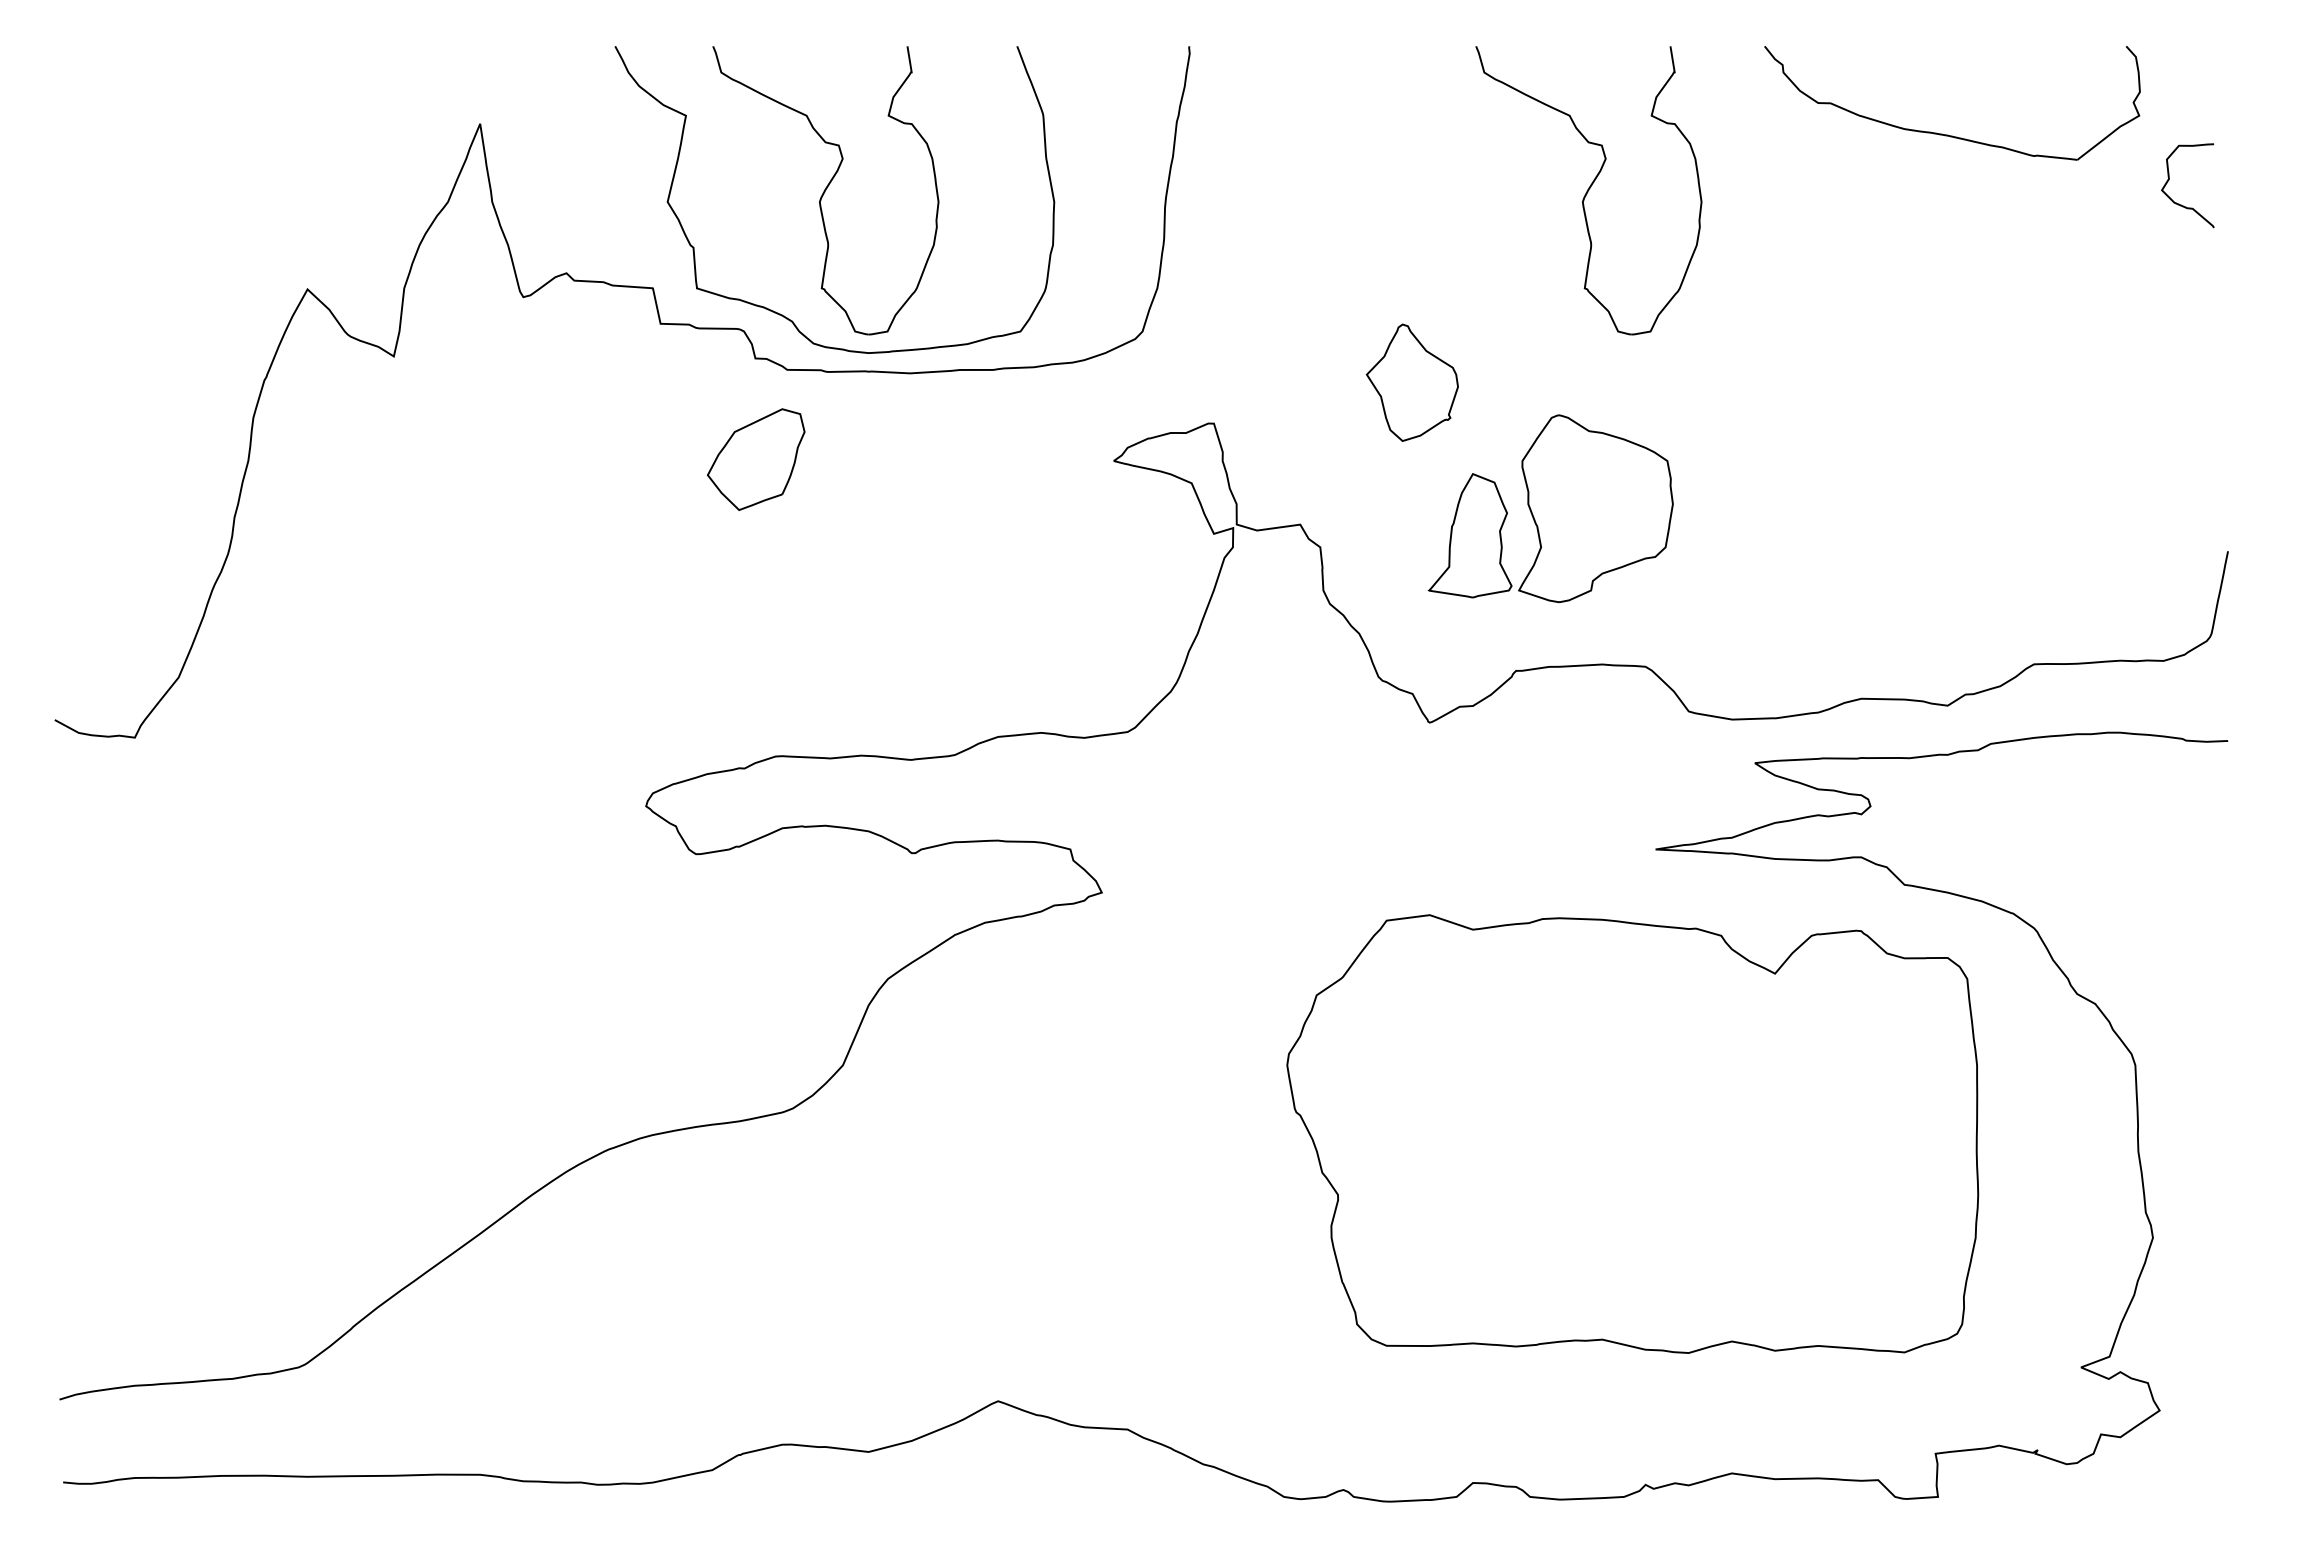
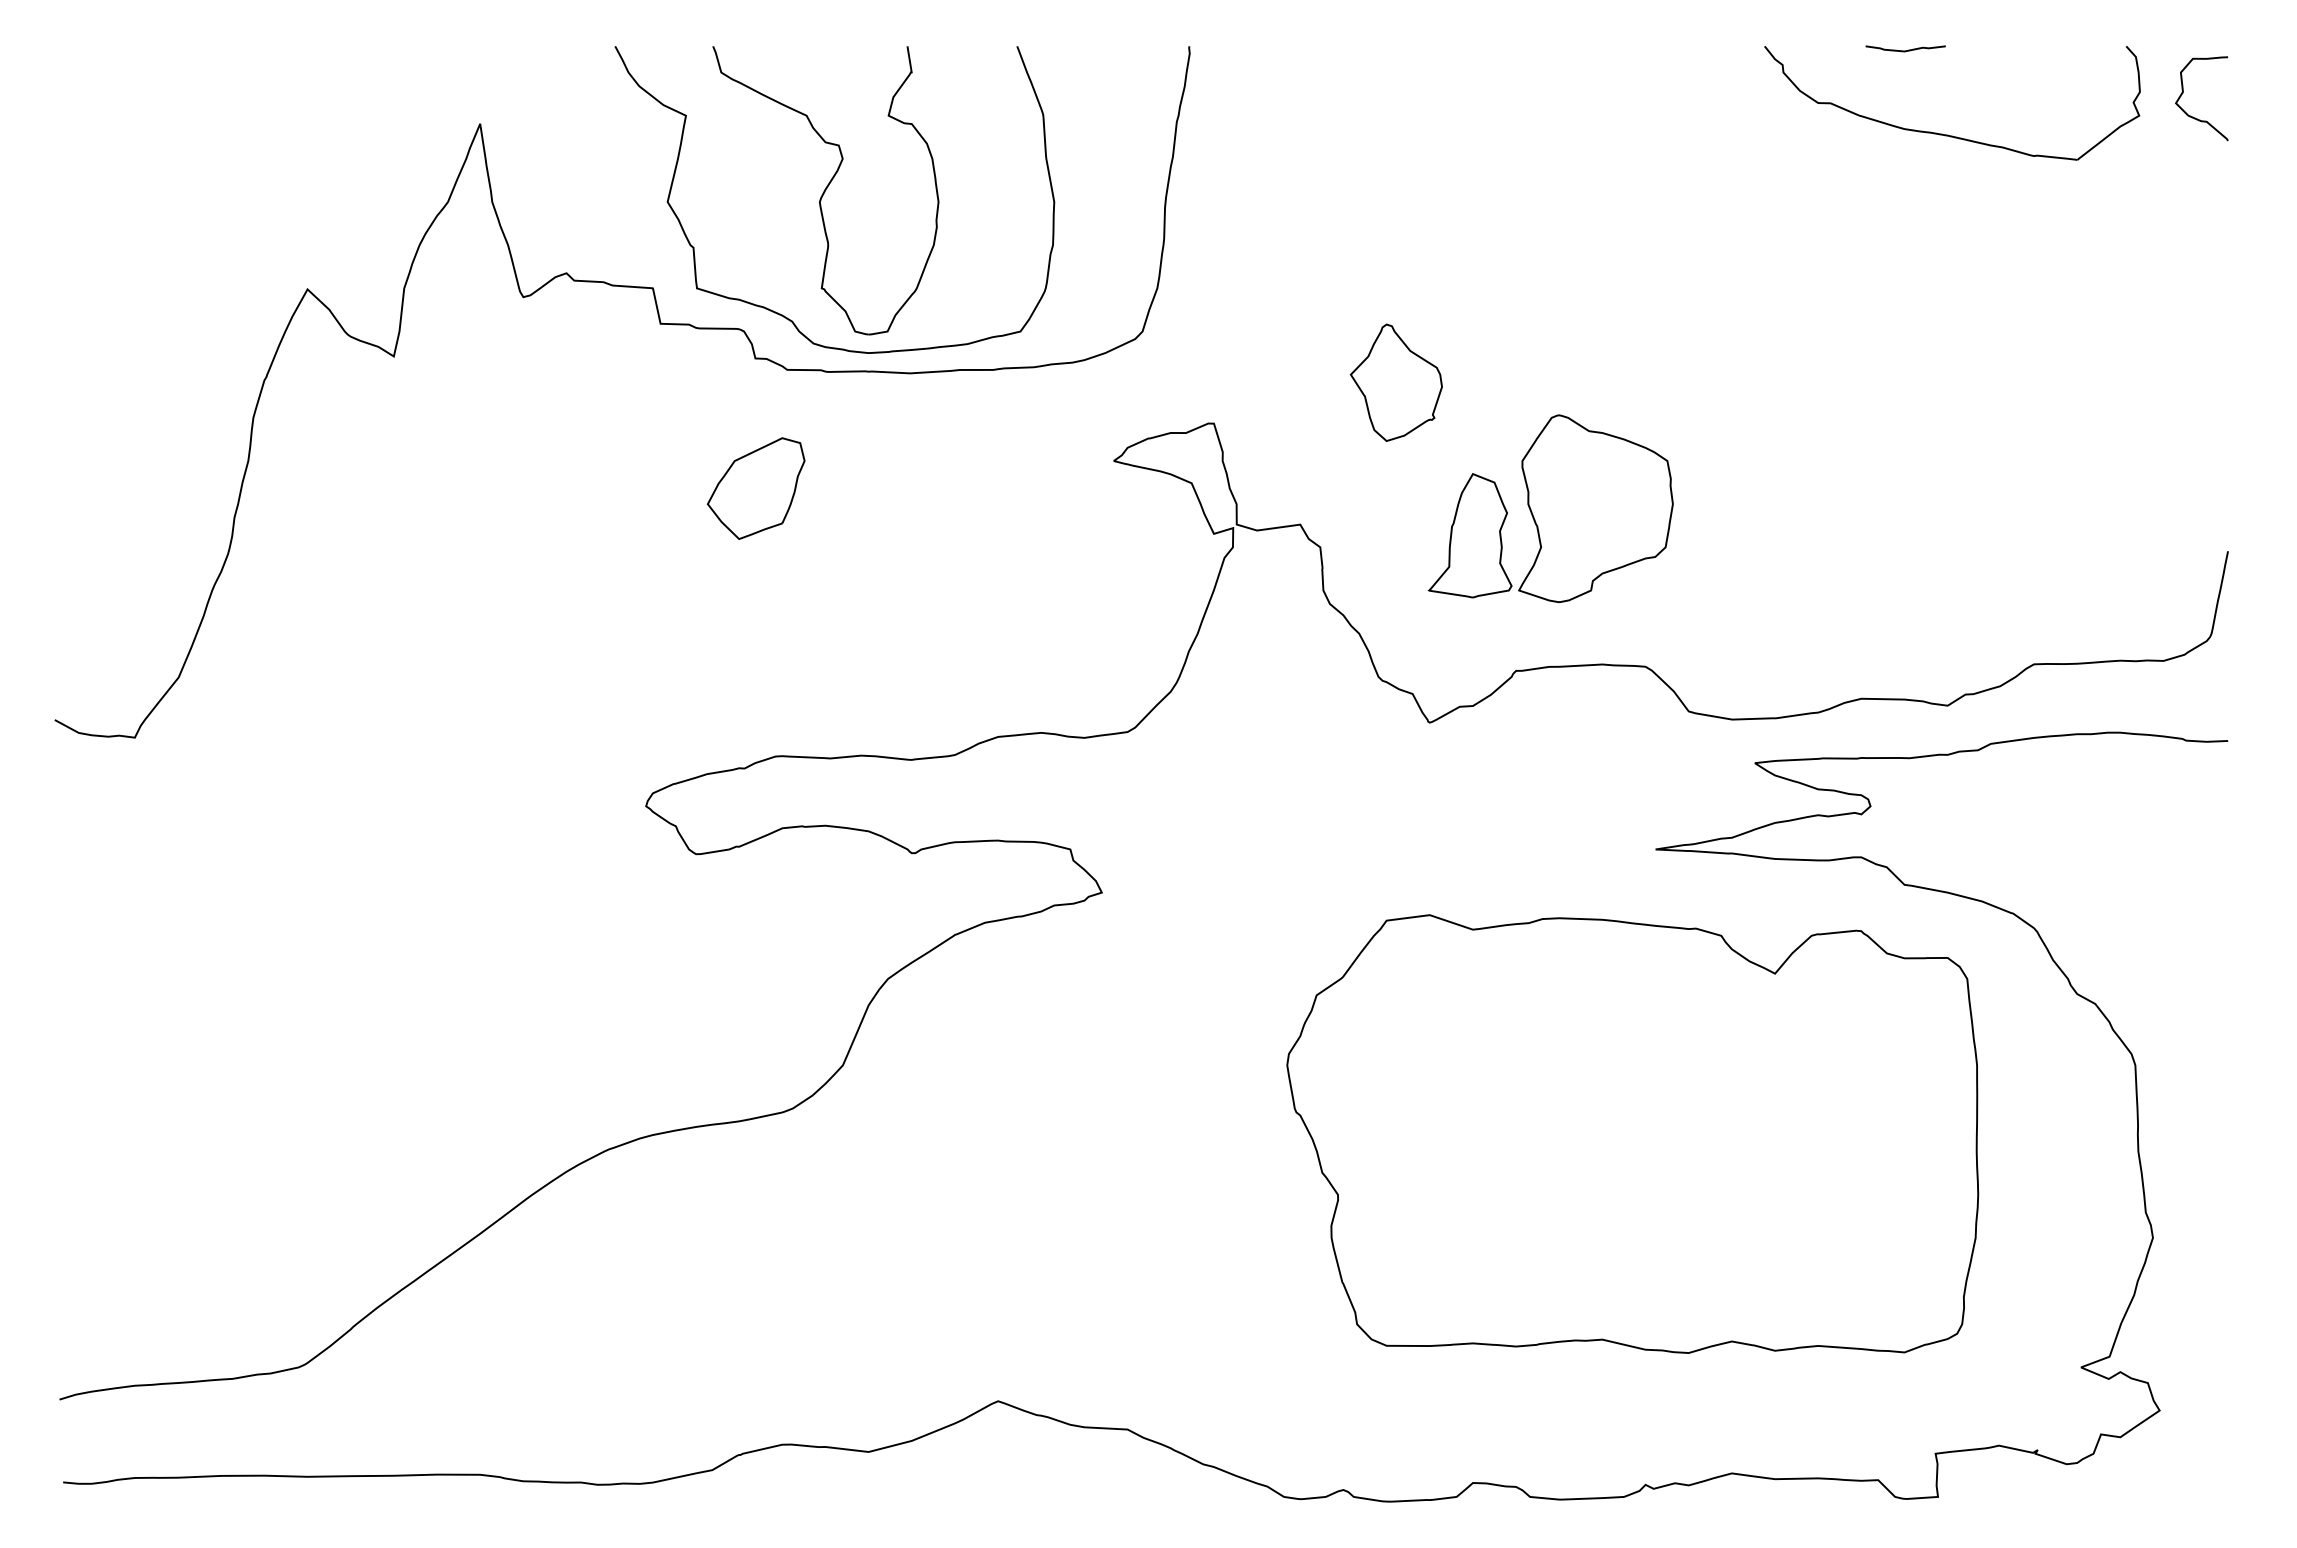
curve: none -> present (1905, 50)
curve position: (2169, 180) -> (2183, 93) (2183, 93)
part: present -> none (1588, 190)
part position: (1411, 382) -> (1395, 382) (1395, 382)
part position: (756, 459) -> (756, 488) (756, 488)
